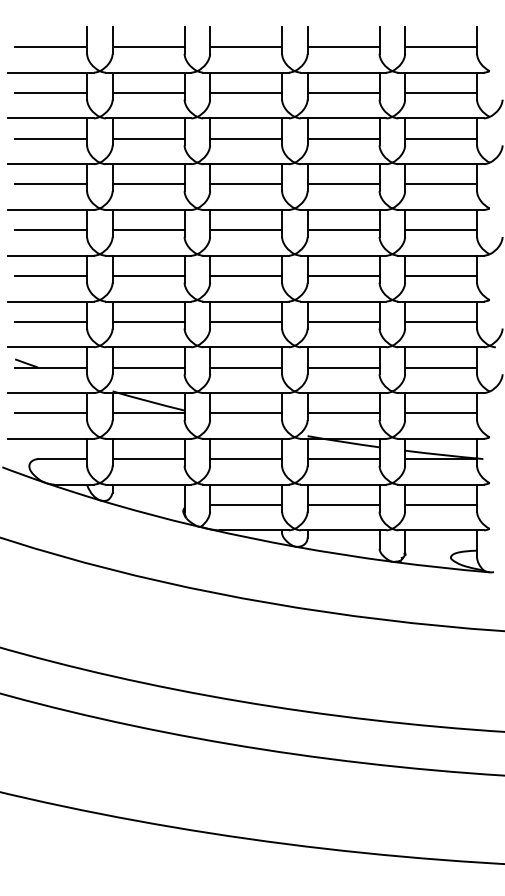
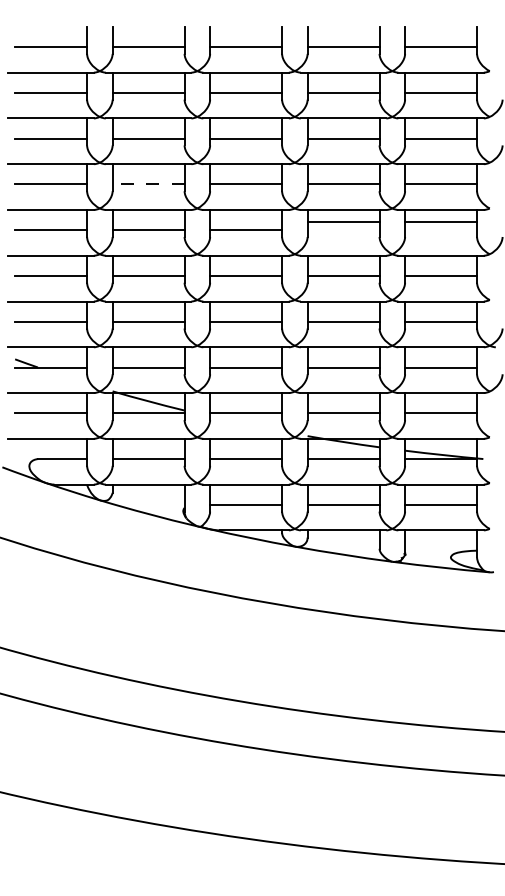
line: solid -> dashed (148, 184)
line position: (343, 230) -> (343, 222) (343, 222)
line position: (441, 230) -> (441, 222) (441, 222)
